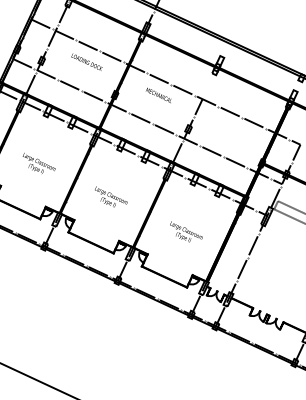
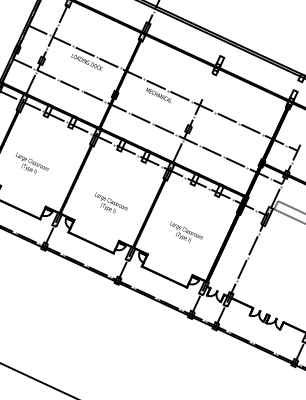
line position: (165, 81) -> (162, 87) (162, 87)
text position: (38, 162) -> (31, 162) (31, 162)
text position: (111, 196) -> (111, 202) (111, 202)
